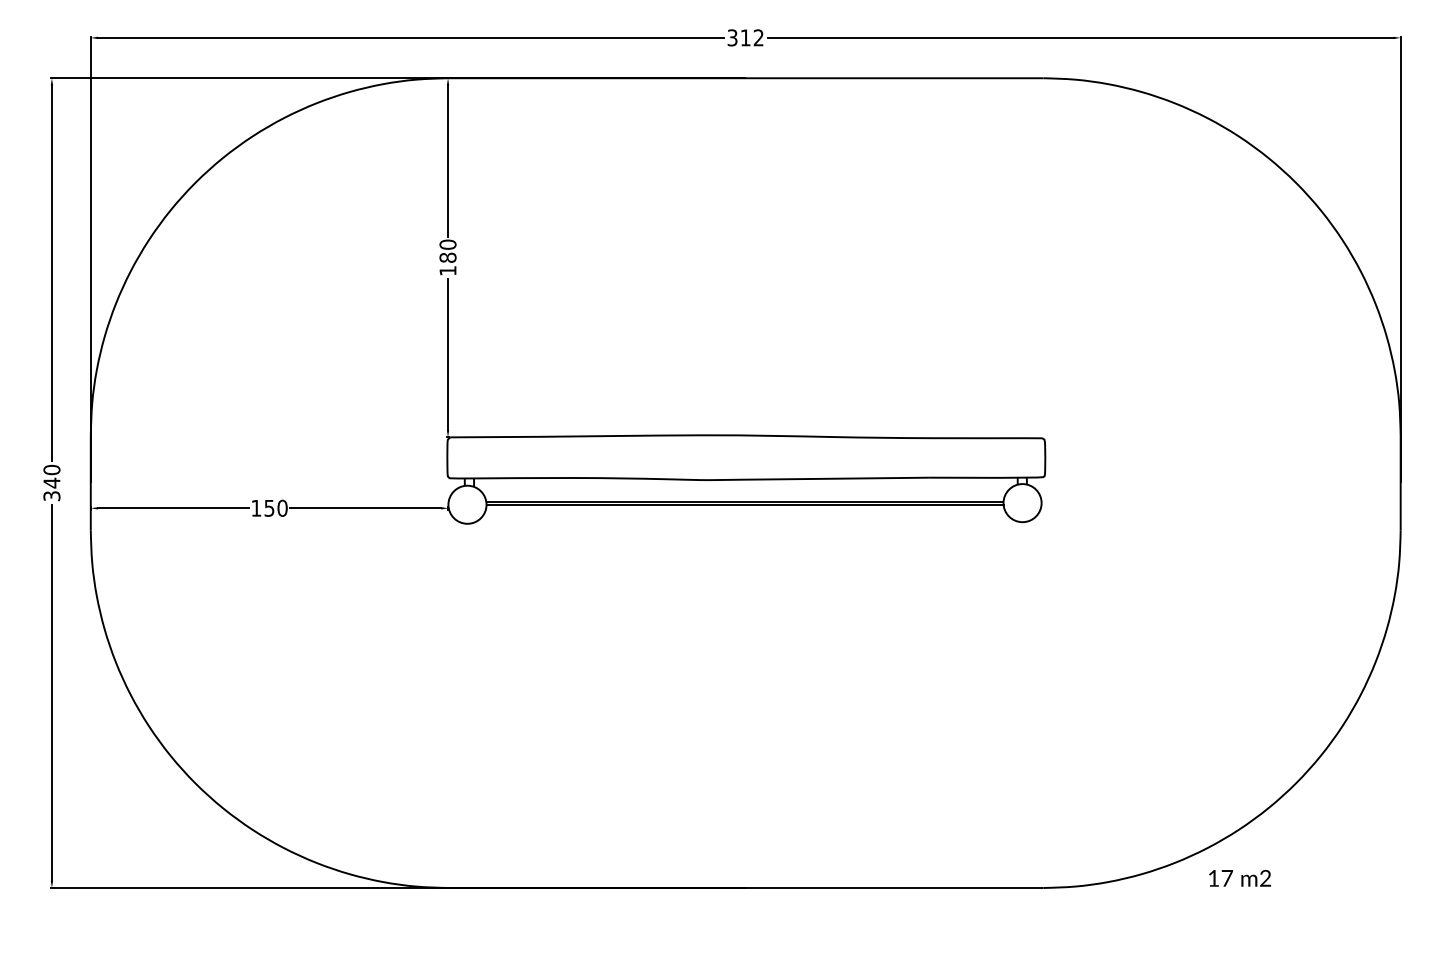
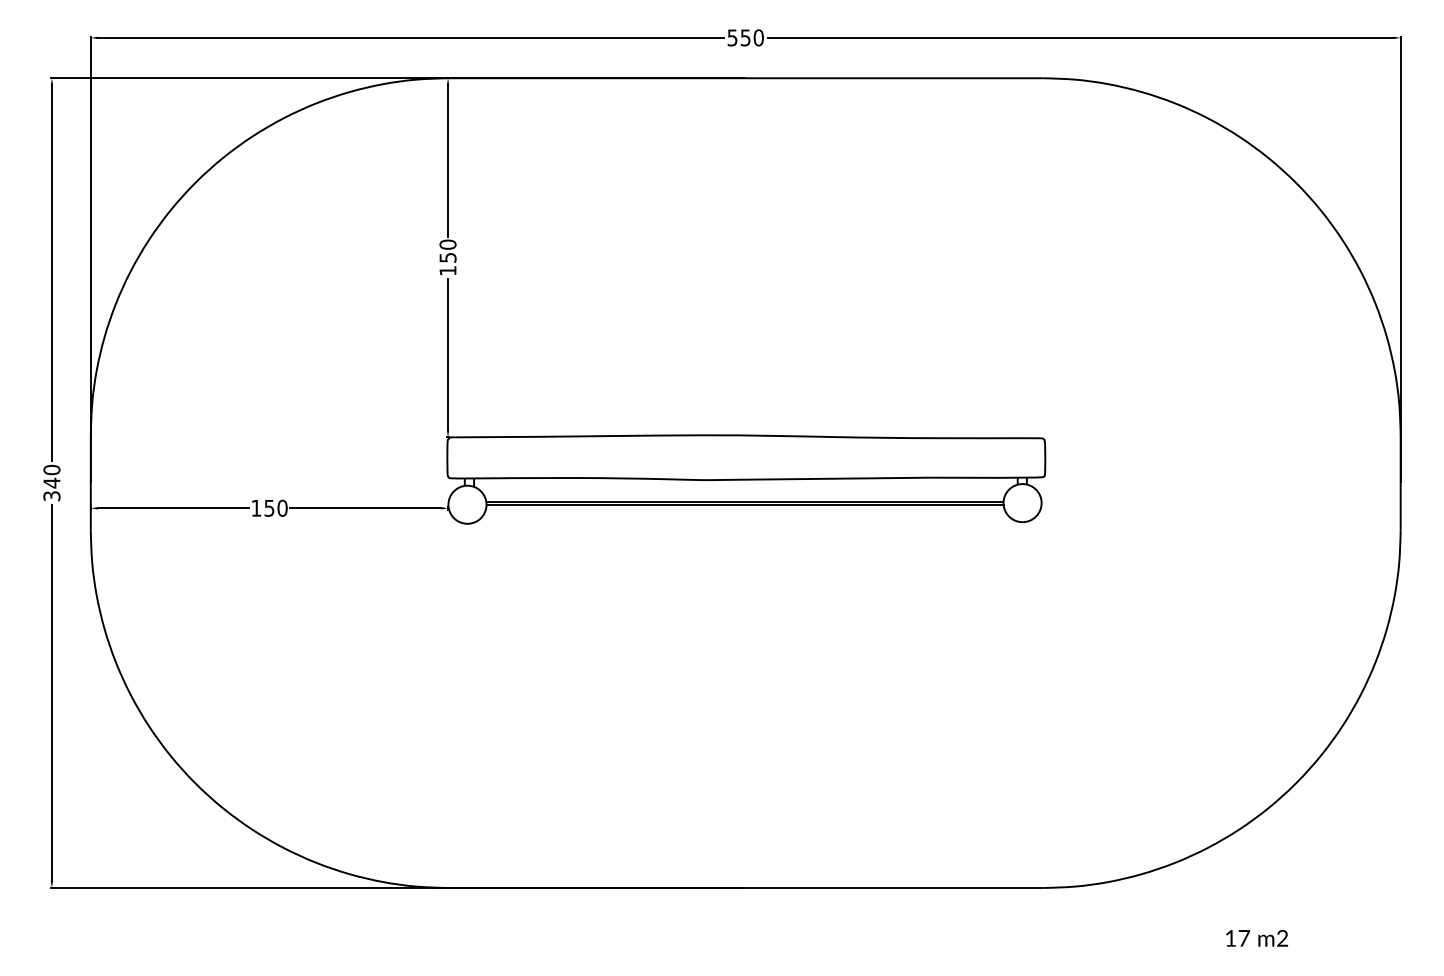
text: 312 -> 550 (745, 37)
text: 180 -> 150 (447, 257)
text position: (1239, 878) -> (1256, 938) (1256, 938)
